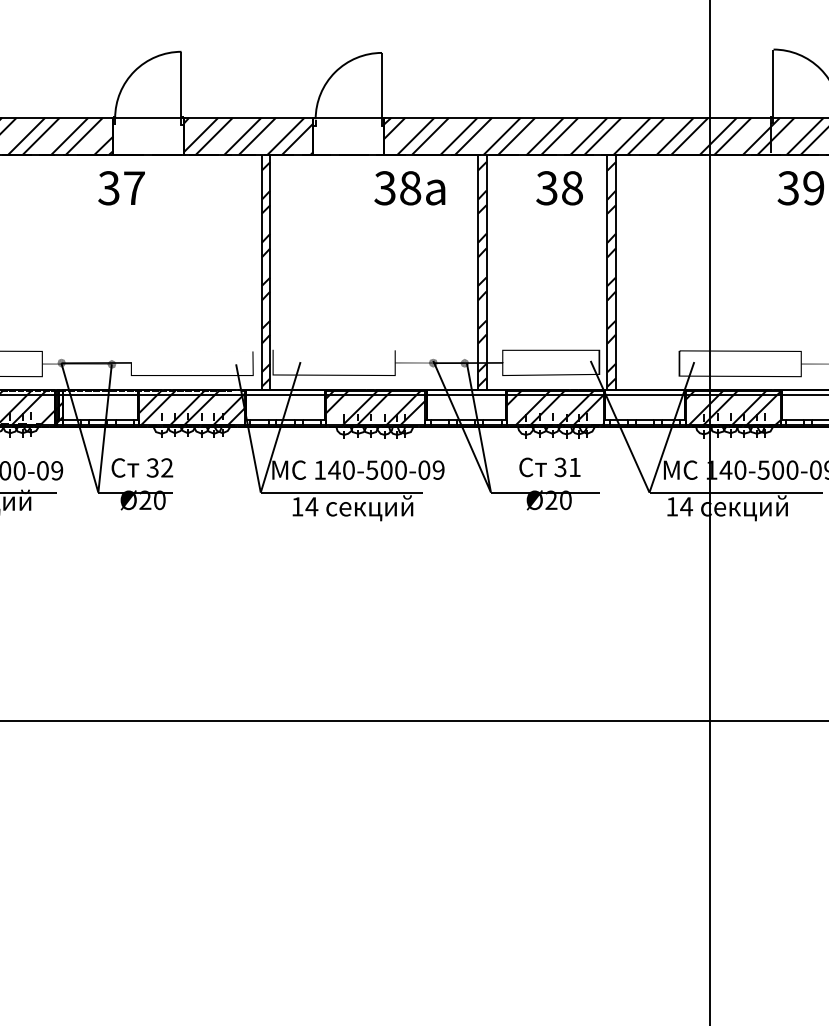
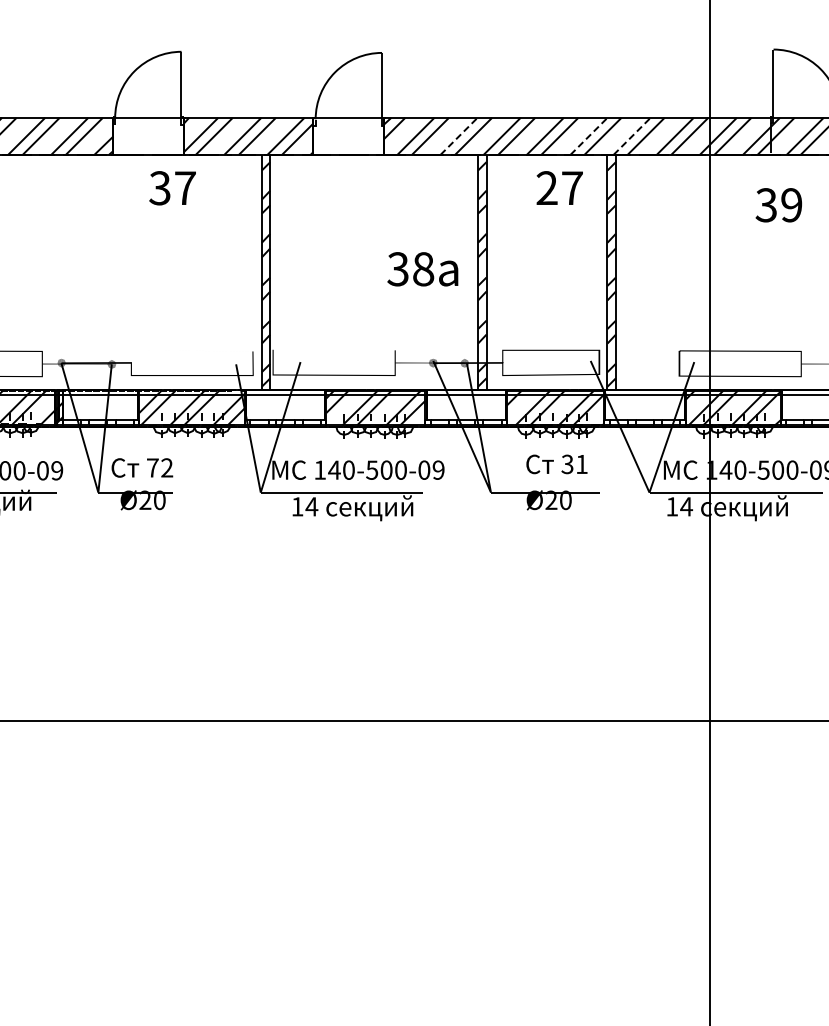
line: solid -> dashed (459, 136)
line: solid -> dashed (589, 136)
line: solid -> dashed (632, 136)
text position: (121, 188) -> (172, 188) (172, 188)
text position: (409, 188) -> (422, 269) (422, 269)
text: 38 -> 27 (559, 188)
text position: (800, 188) -> (778, 205) (778, 205)
text: 32 -> 72 (152, 467)
text position: (549, 467) -> (556, 464) (556, 464)
